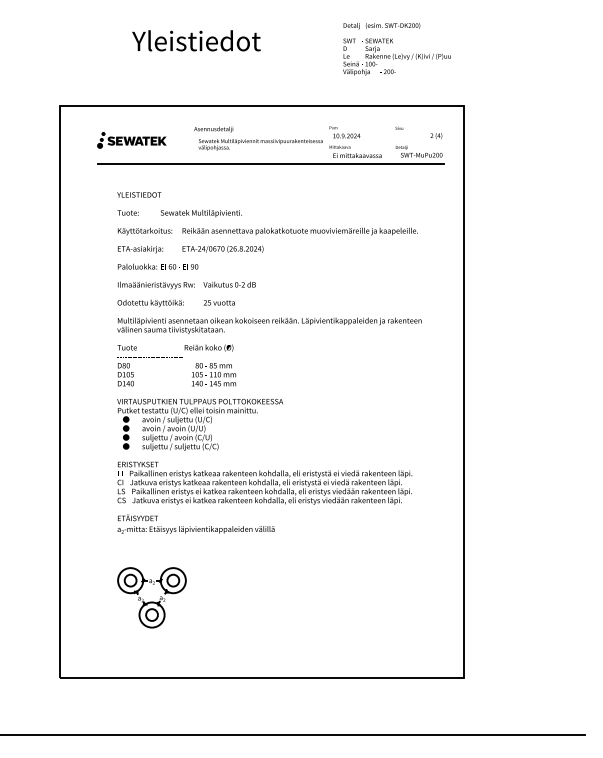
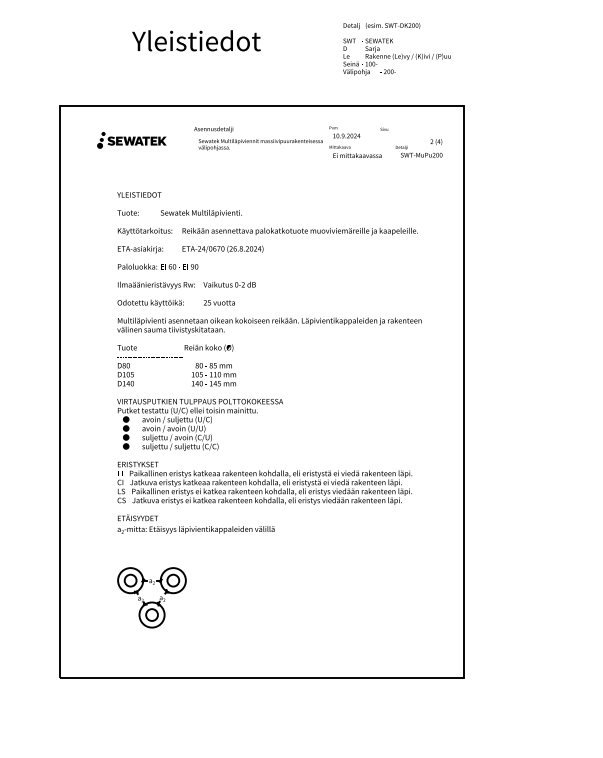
text position: (399, 127) -> (384, 128) (384, 128)
text position: (436, 135) -> (436, 141) (436, 141)
line: present -> none (270, 164)
line: present -> none (293, 735)
